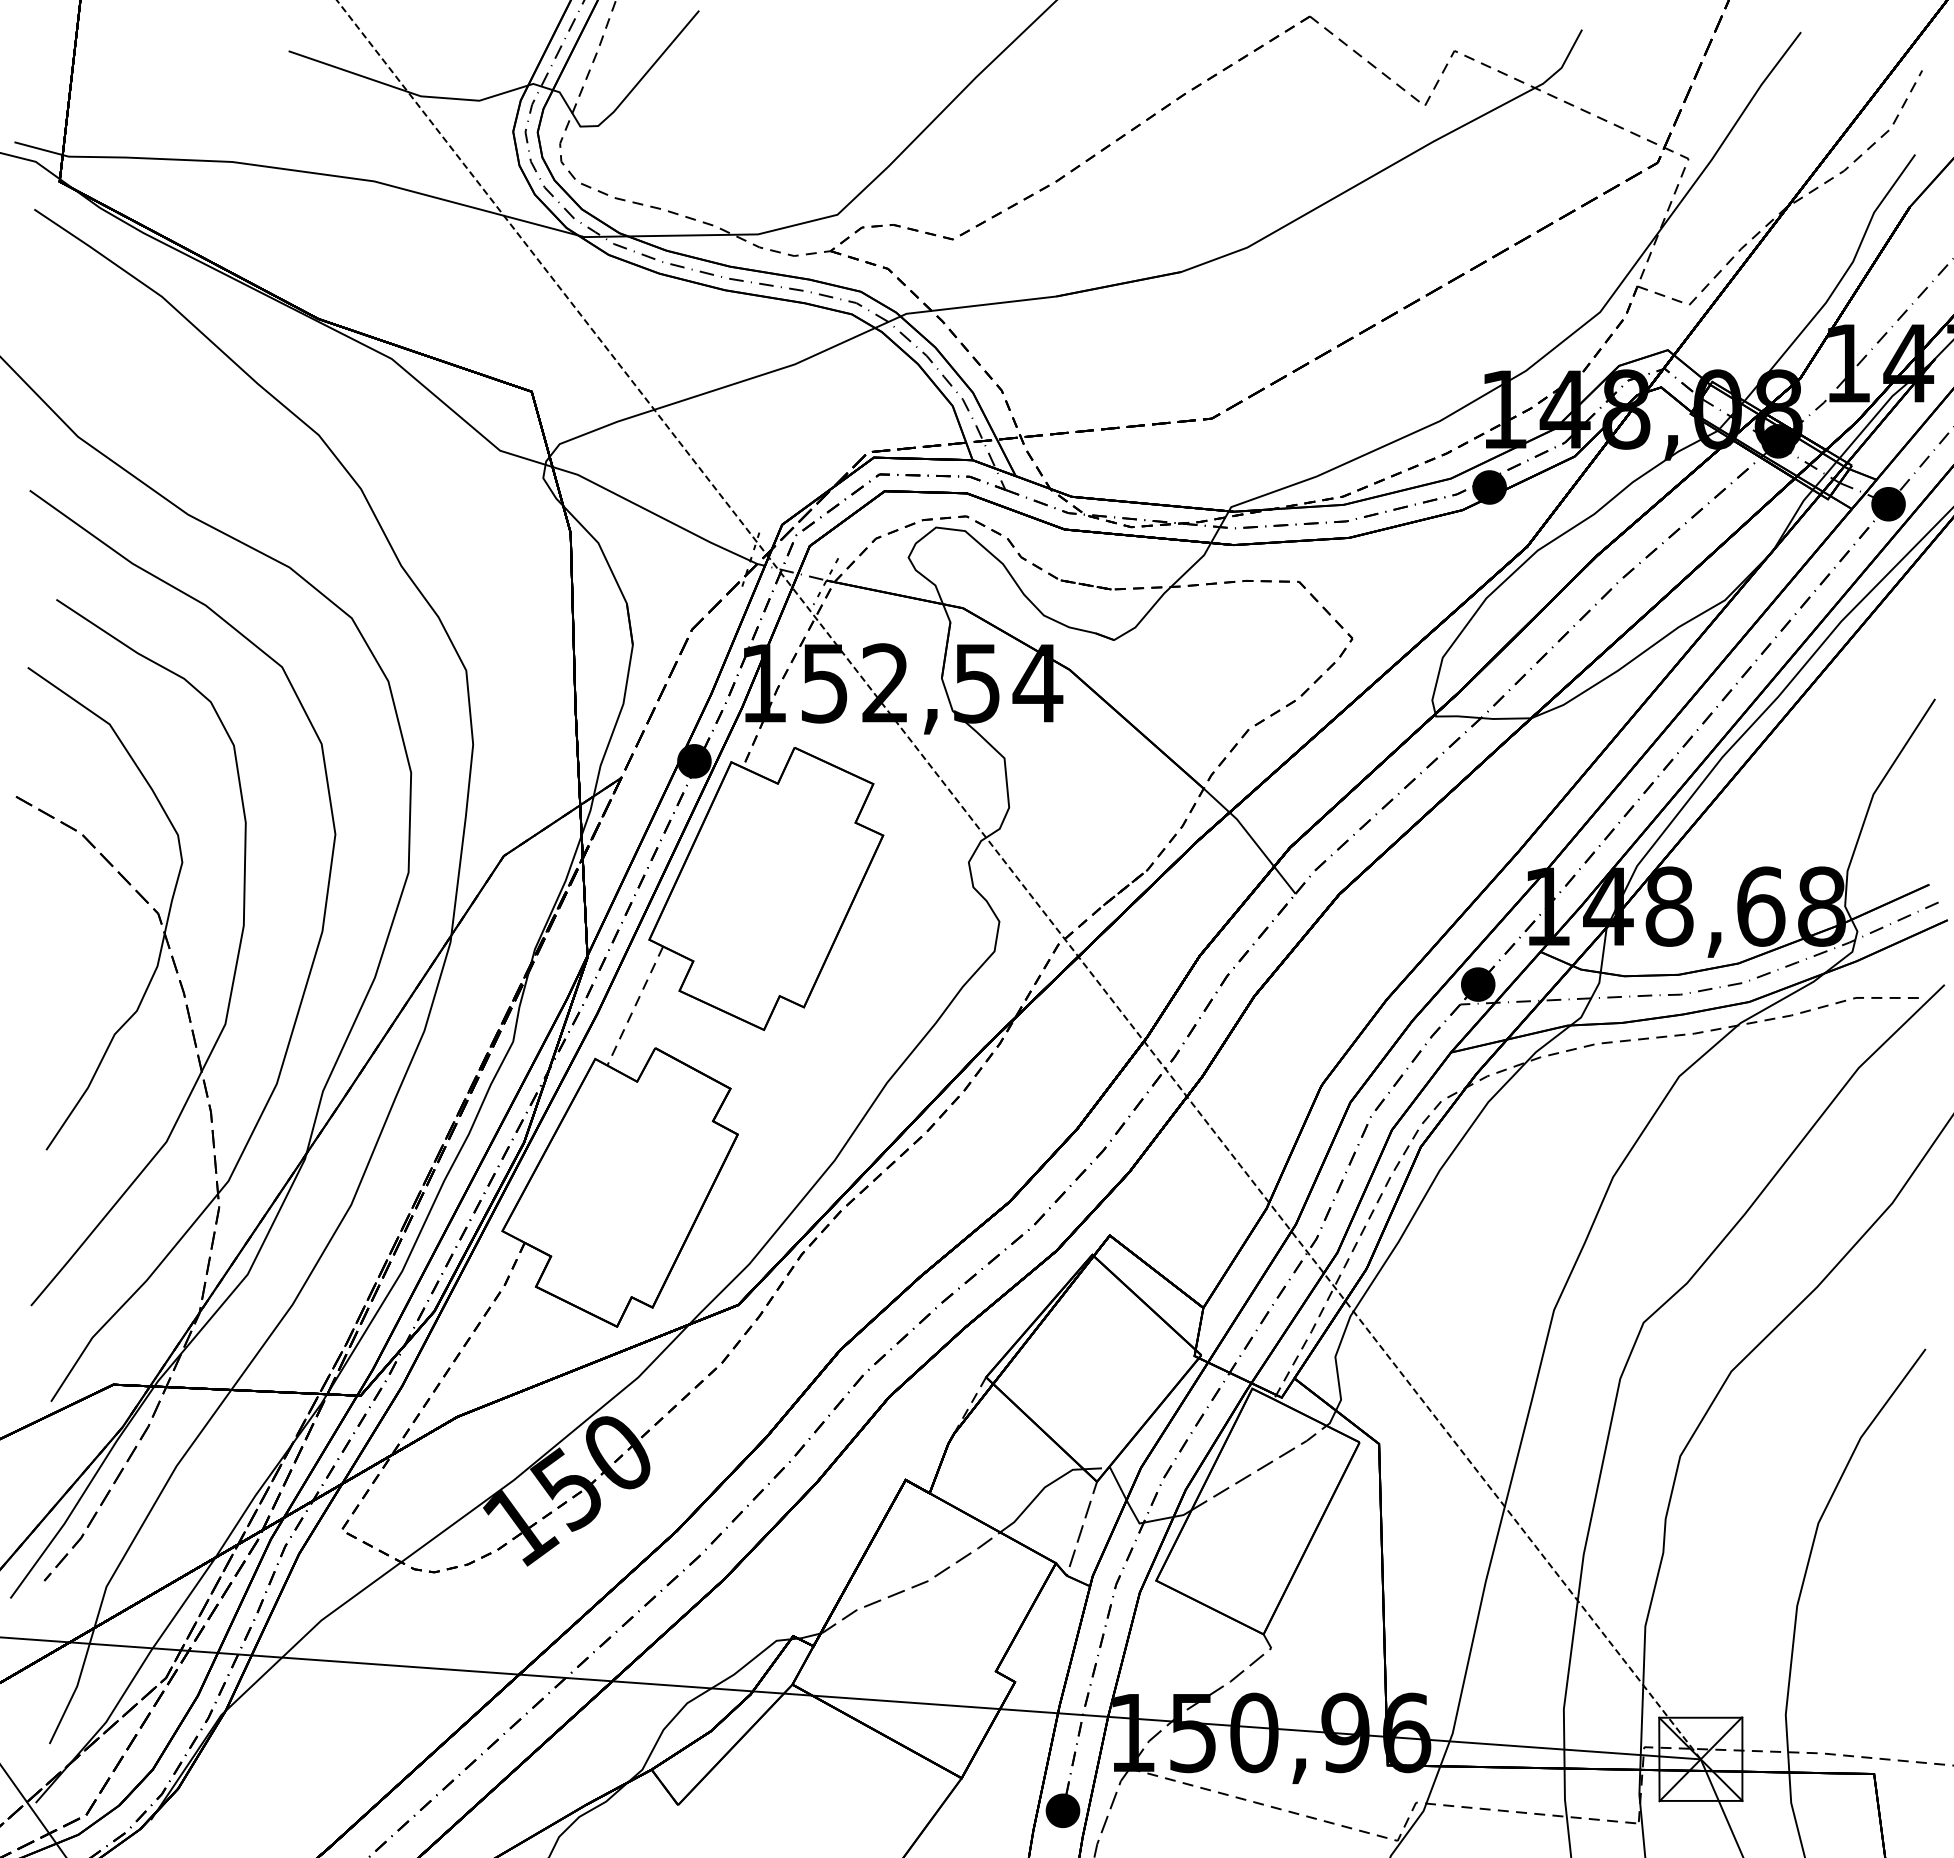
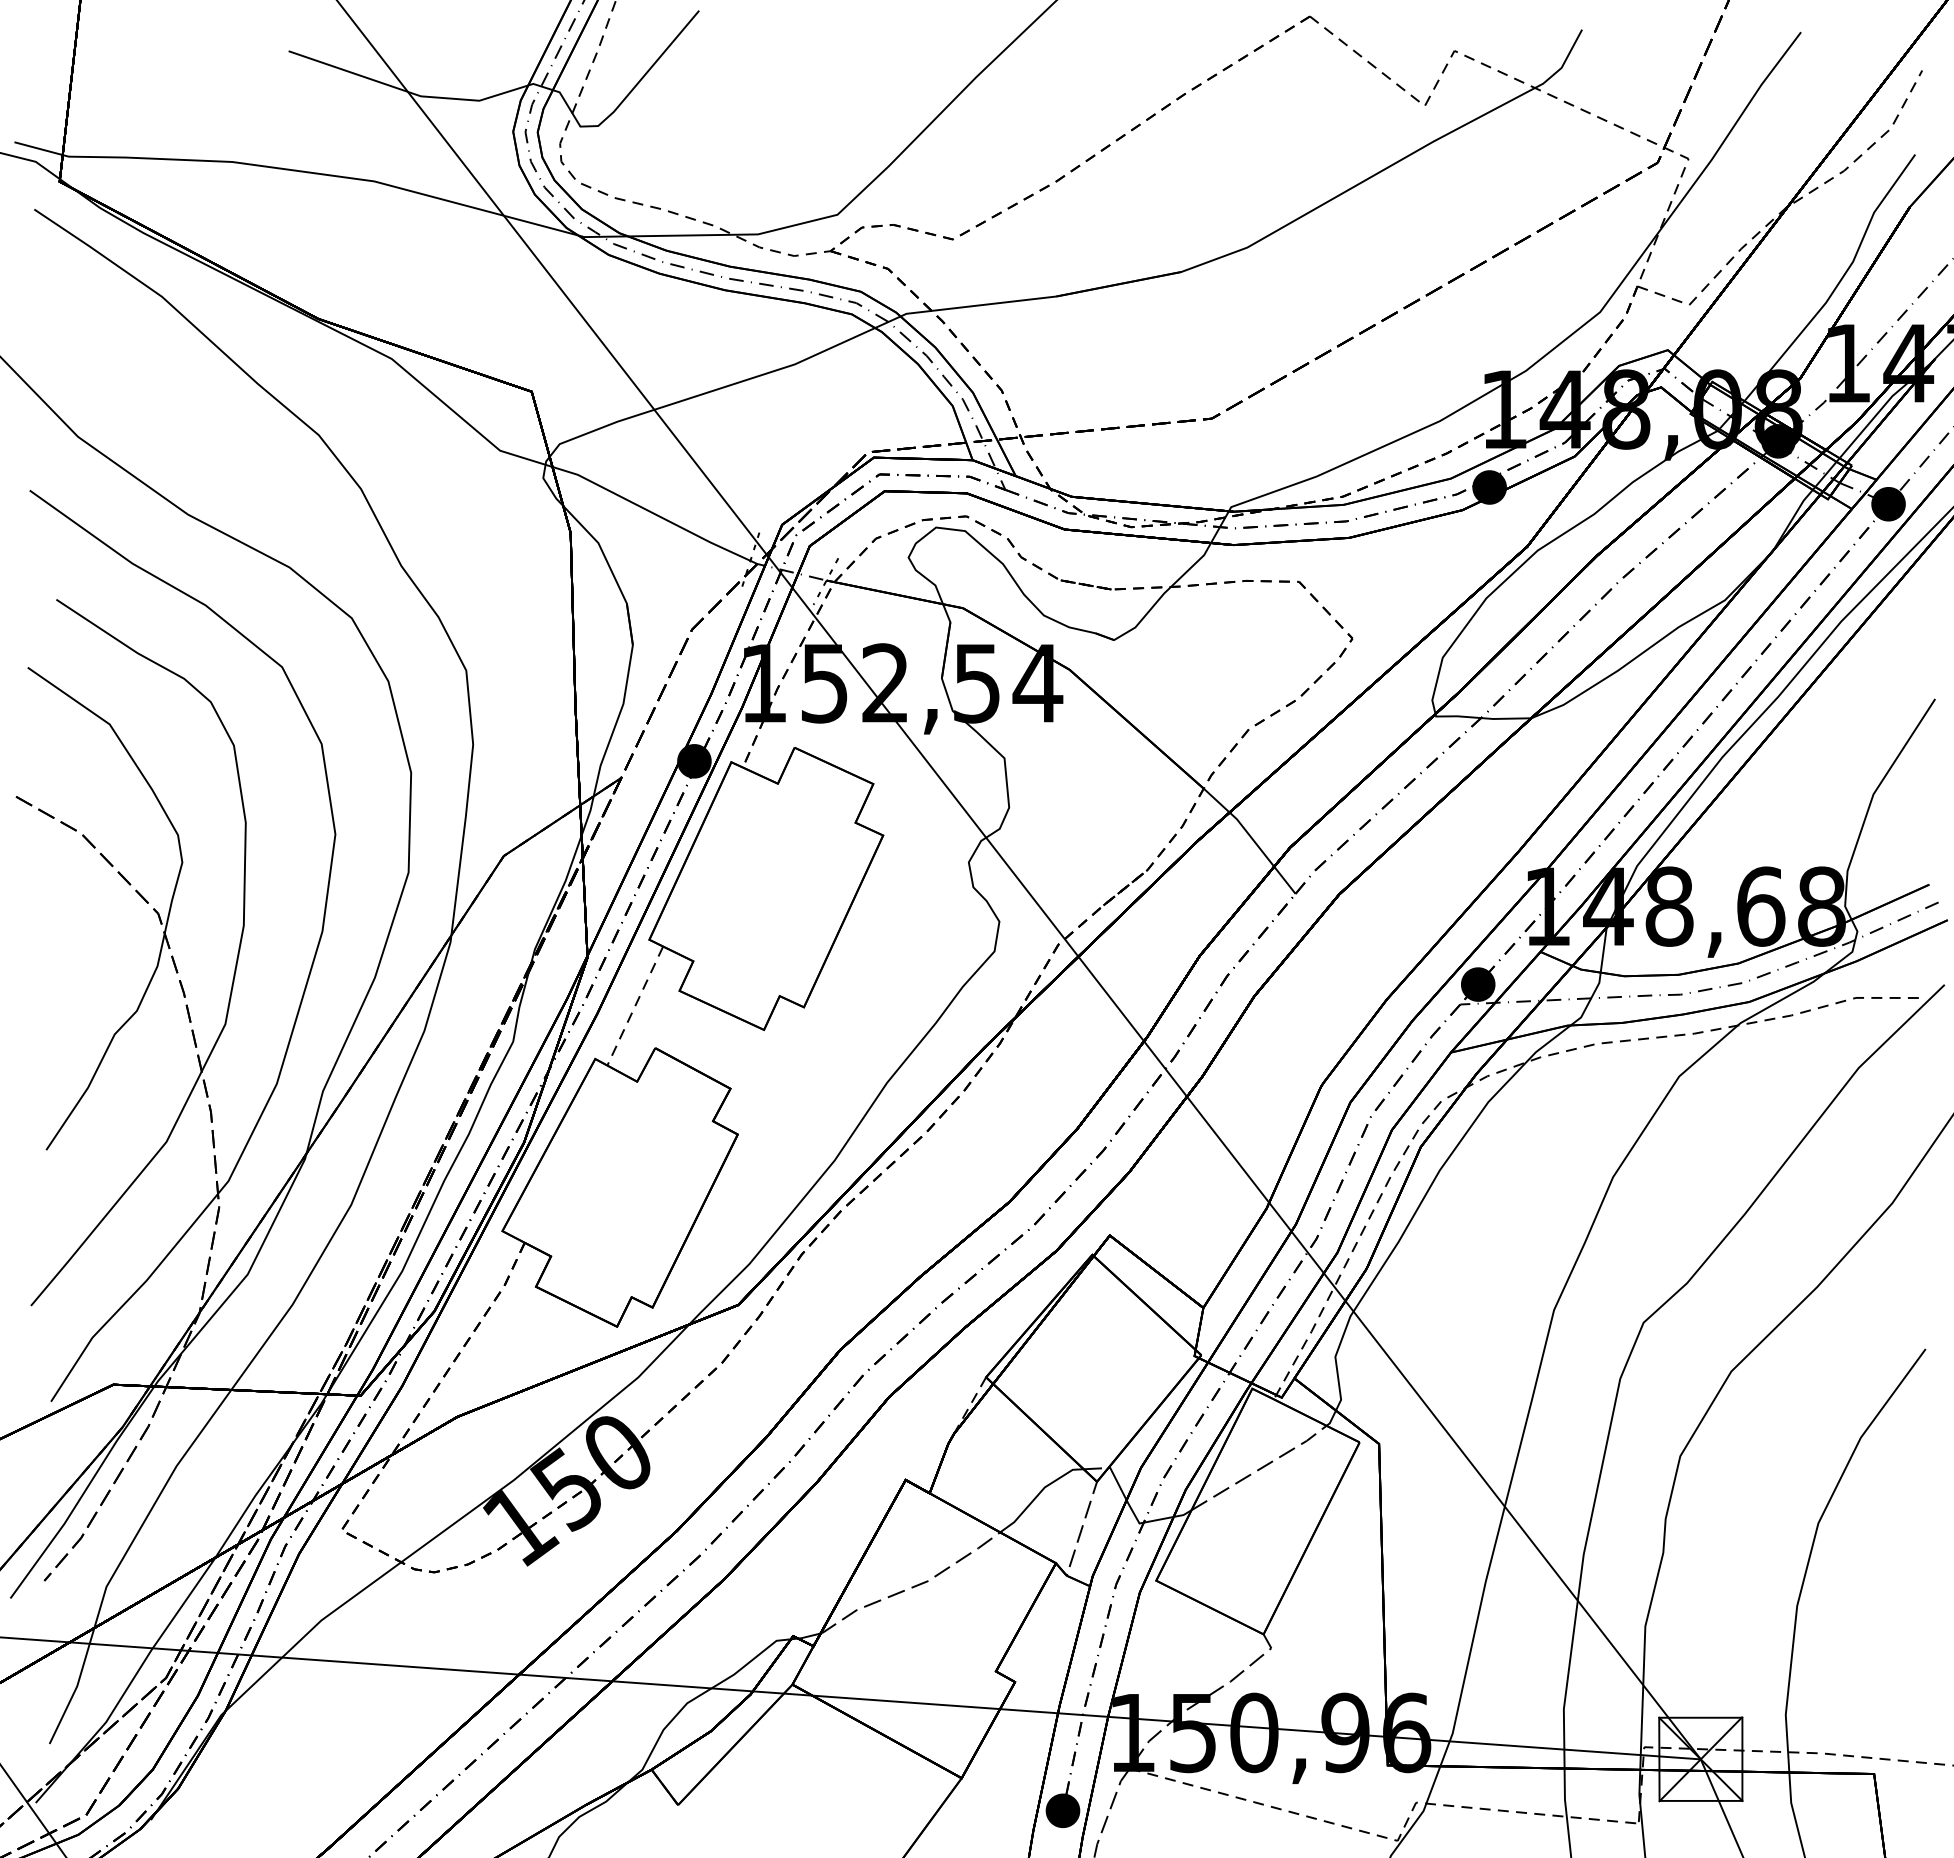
line: dashed -> solid (1018, 879)
